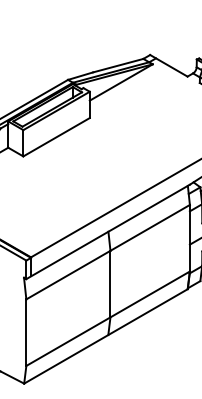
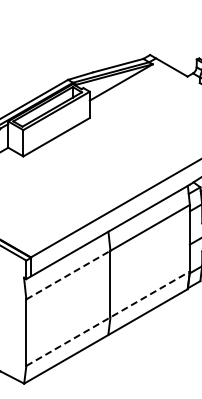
line: solid -> dashed (68, 275)
line: solid -> dashed (108, 318)
